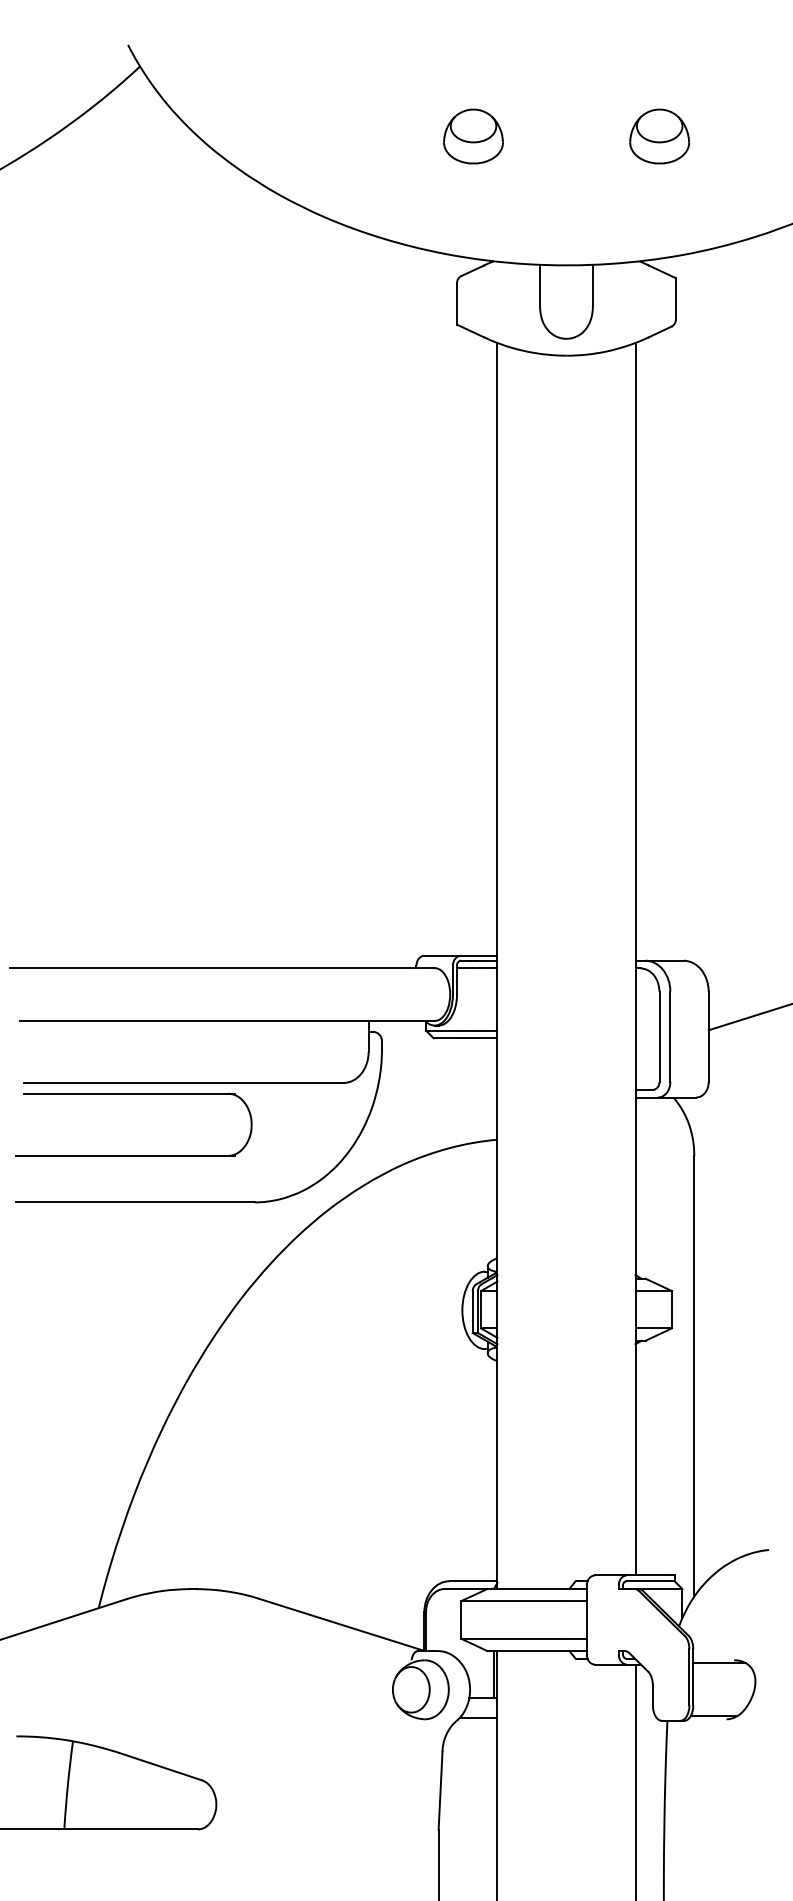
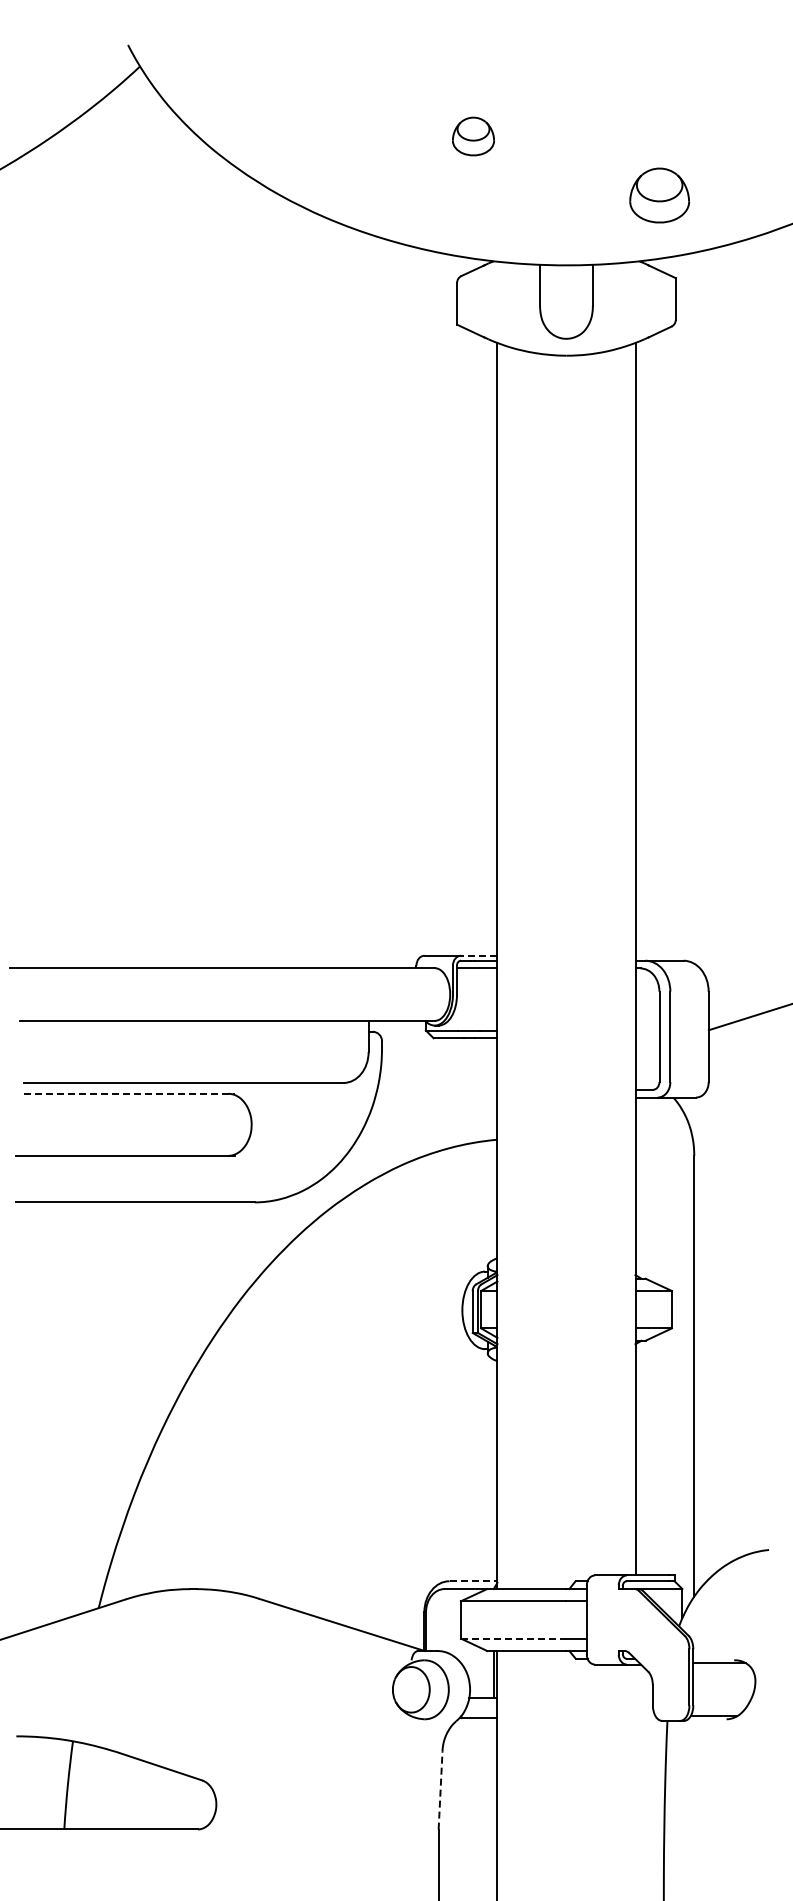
part size: 61x57 px -> 43x41 px (473, 136)
part position: (659, 136) -> (659, 195) (659, 195)
line: solid -> dashed (478, 955)
line: solid -> dashed (129, 1093)
line: solid -> dashed (473, 1581)
line: solid -> dashed (513, 1638)
line: present -> none (635, 1780)
line: solid -> dashed (440, 1790)
